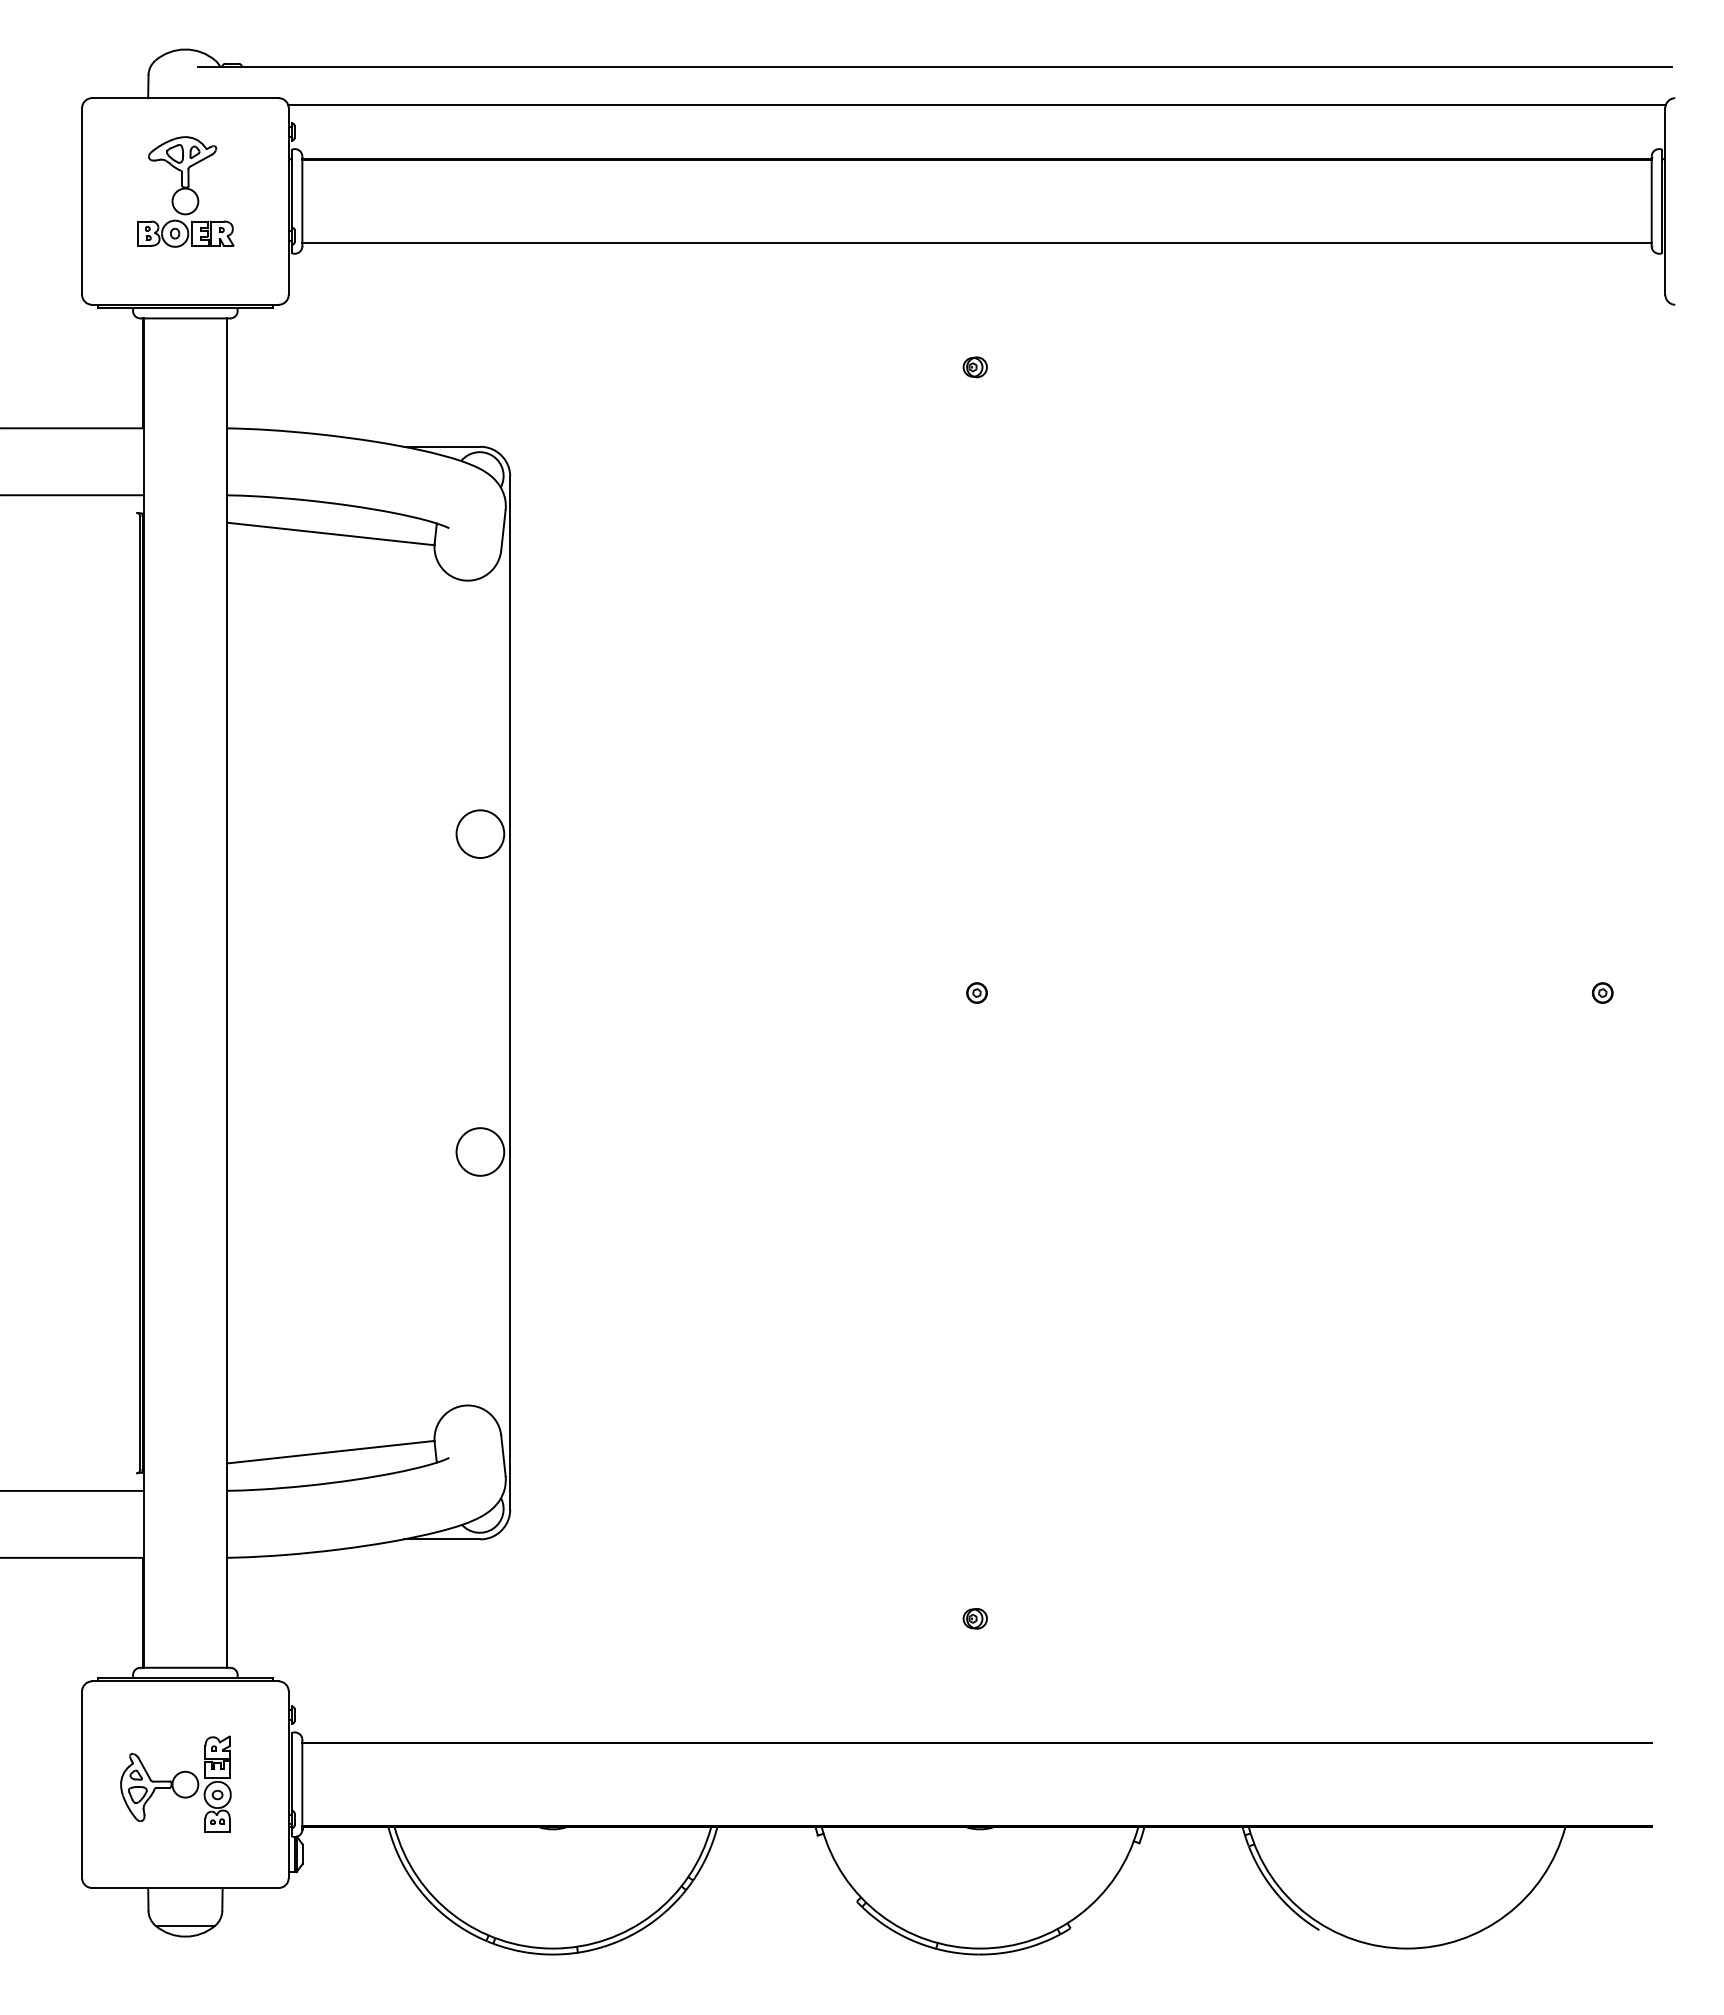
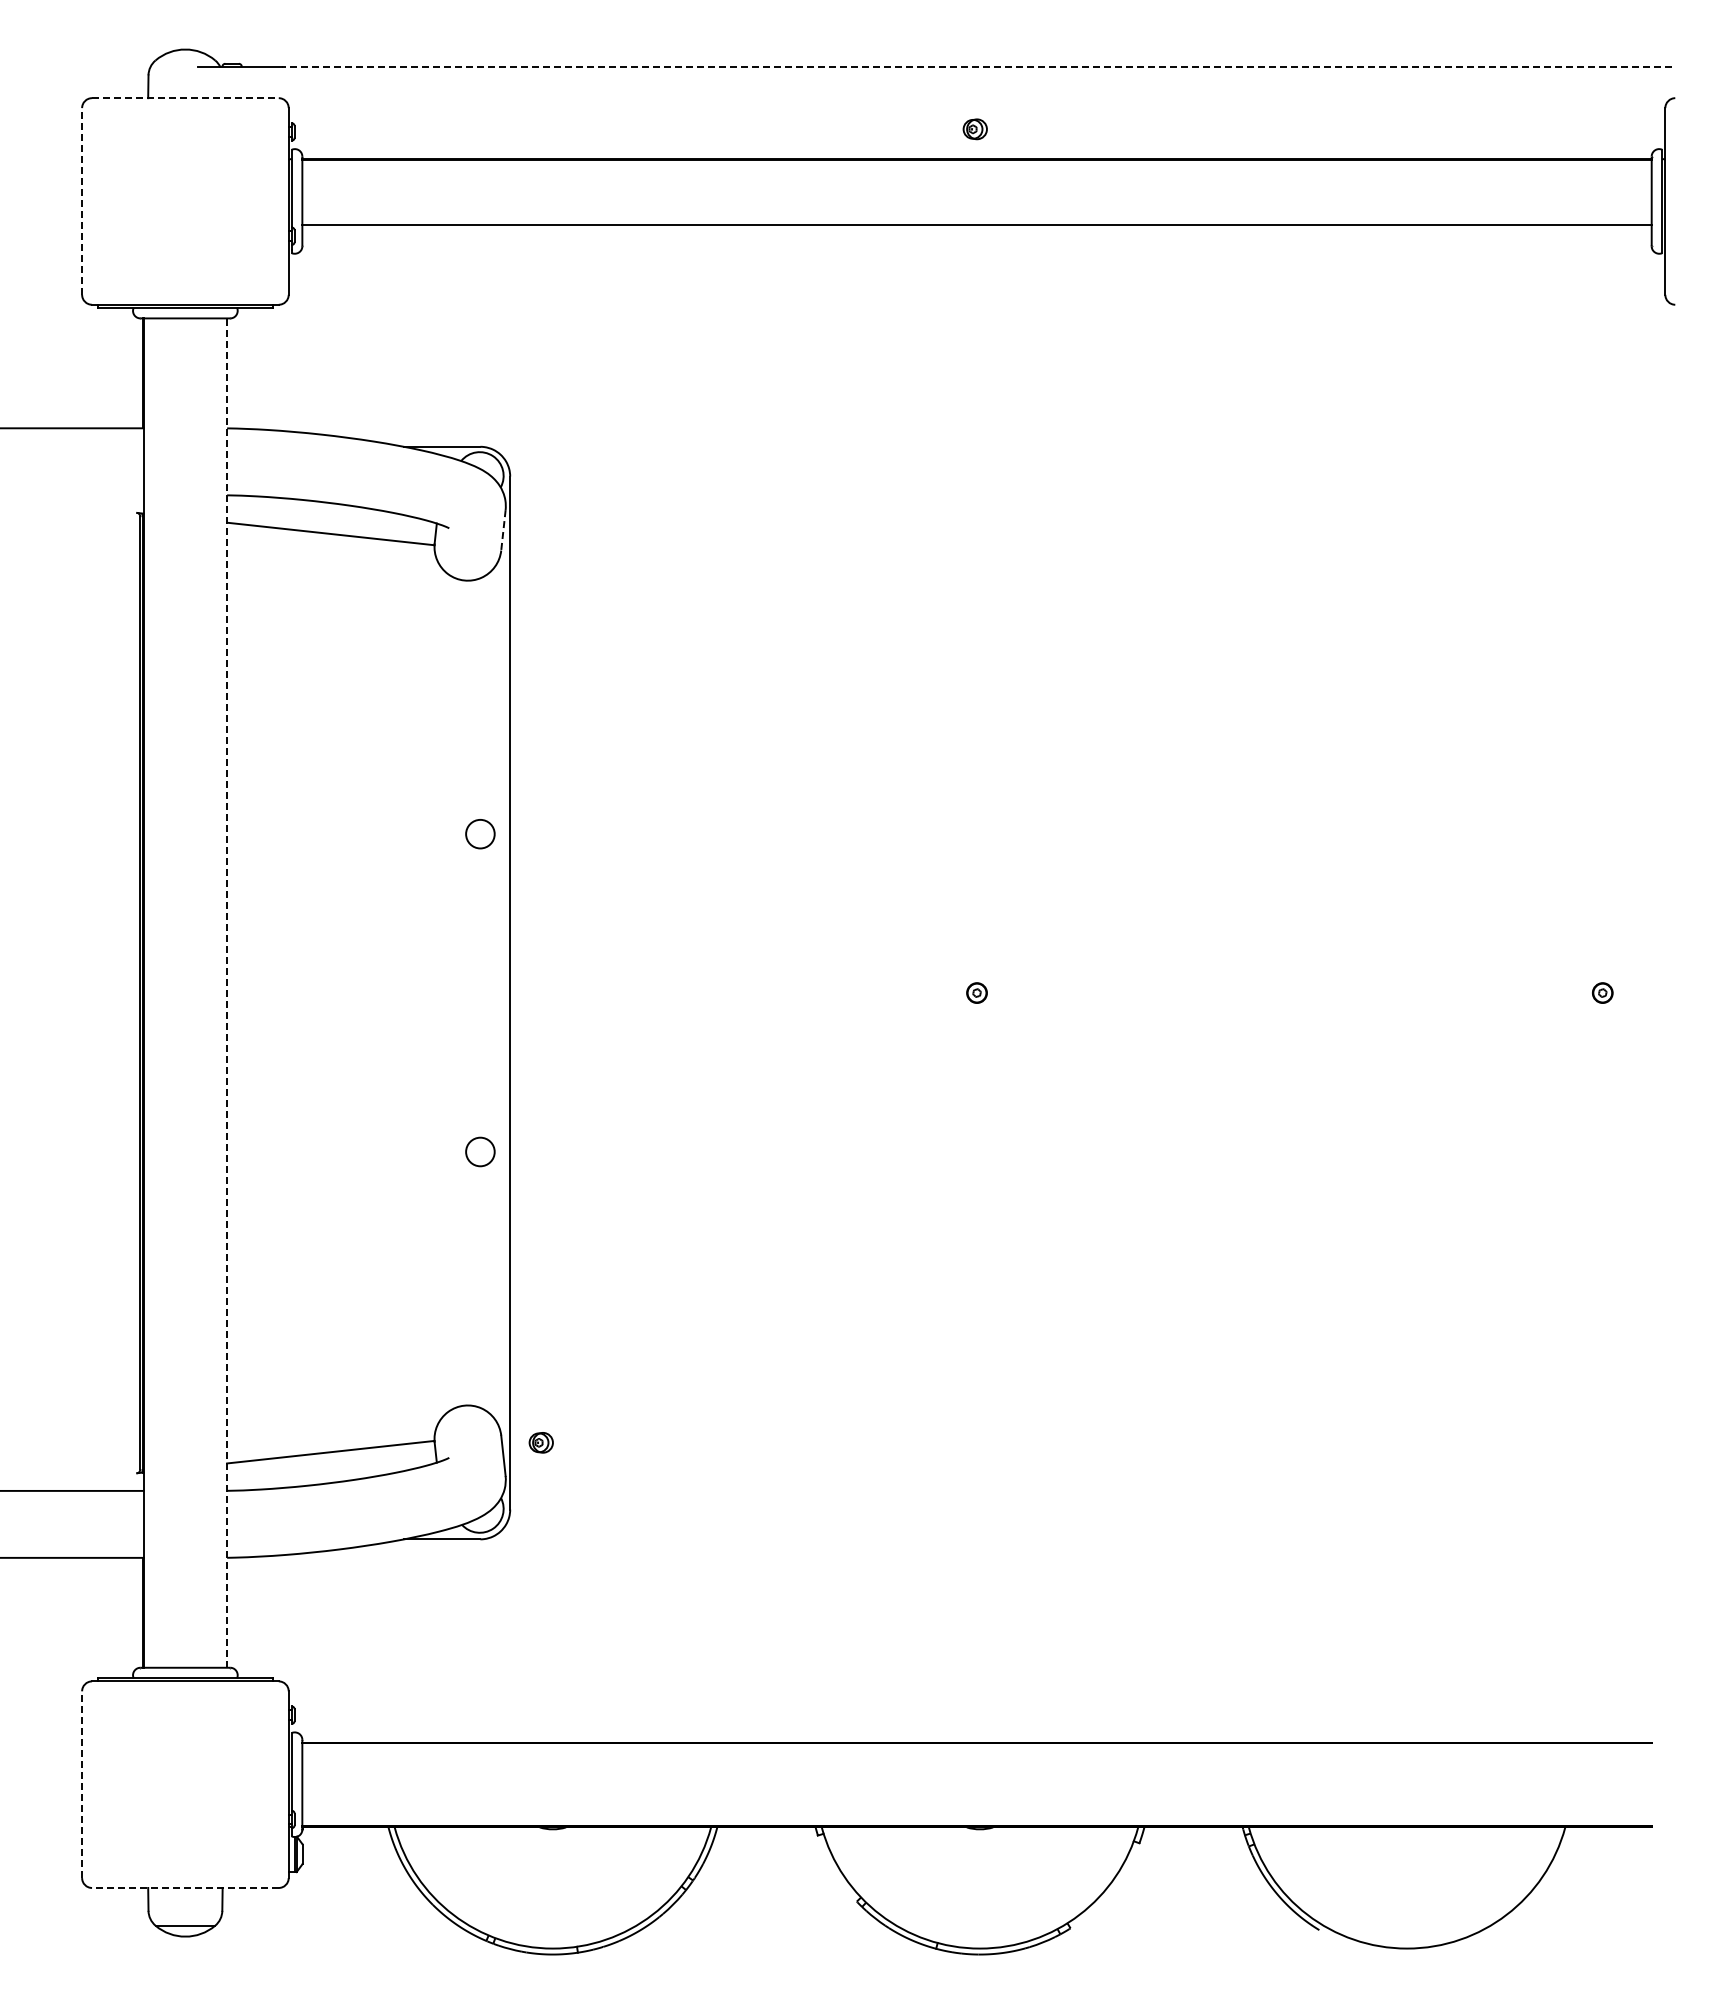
line: solid -> dashed (976, 67)
line: solid -> dashed (185, 98)
line: present -> none (976, 105)
part: present -> none (185, 191)
line: solid -> dashed (82, 200)
line position: (976, 243) -> (976, 225) (976, 225)
part position: (974, 367) -> (974, 129) (974, 129)
line: present -> none (72, 495)
line: solid -> dashed (503, 530)
circle diameter: 48 px -> 29 px (480, 833)
line: solid -> dashed (227, 993)
circle diameter: 48 px -> 29 px (480, 1151)
part position: (974, 1618) -> (540, 1442) (540, 1442)
part: present -> none (175, 1783)
line: solid -> dashed (82, 1784)
line: solid -> dashed (184, 1887)
